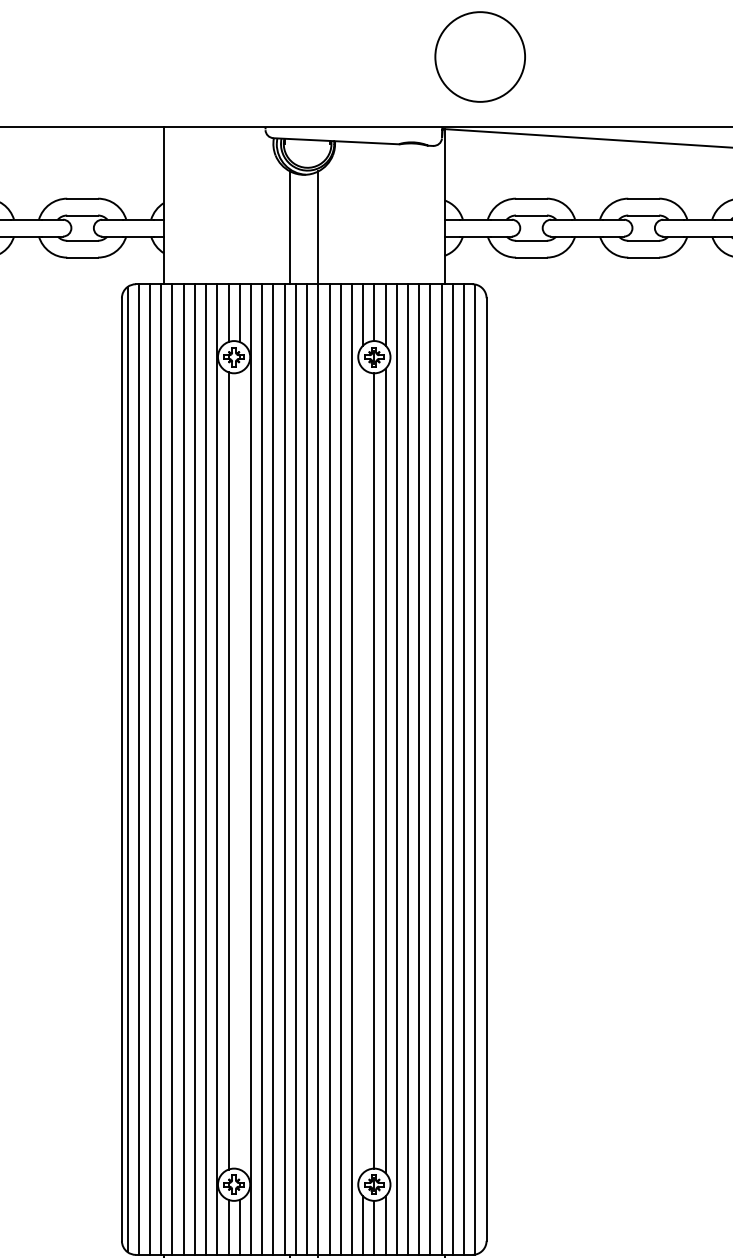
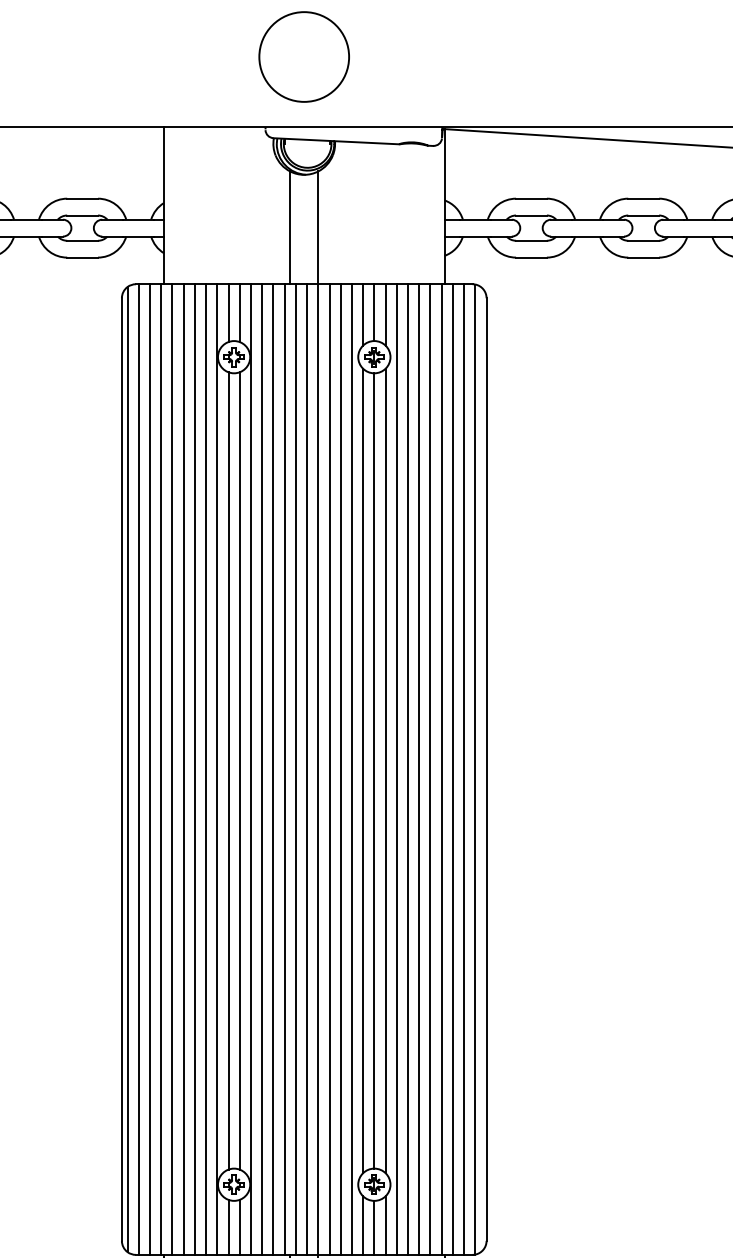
circle position: (479, 56) -> (303, 56) (303, 56)
line: none -> present (239, 770)
line: none -> present (363, 770)
